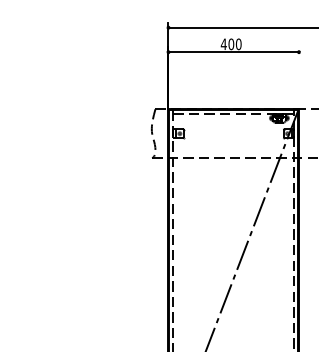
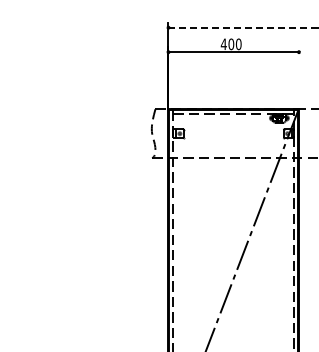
line: solid -> dashed (243, 27)
